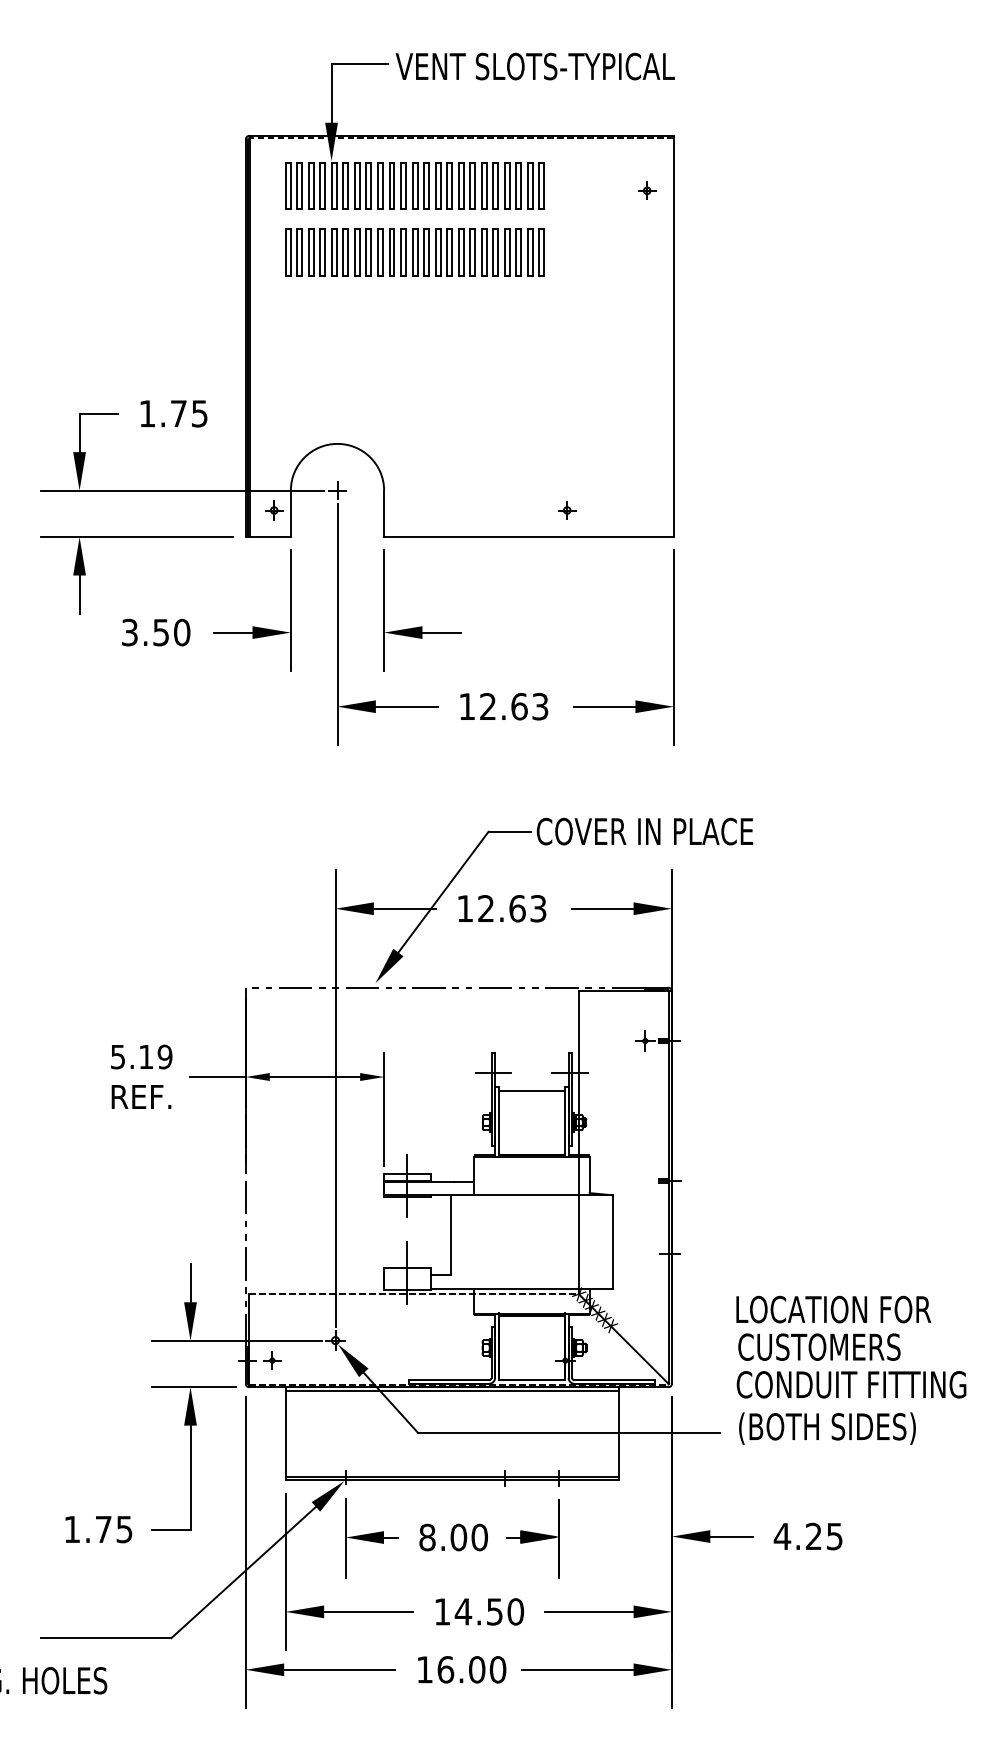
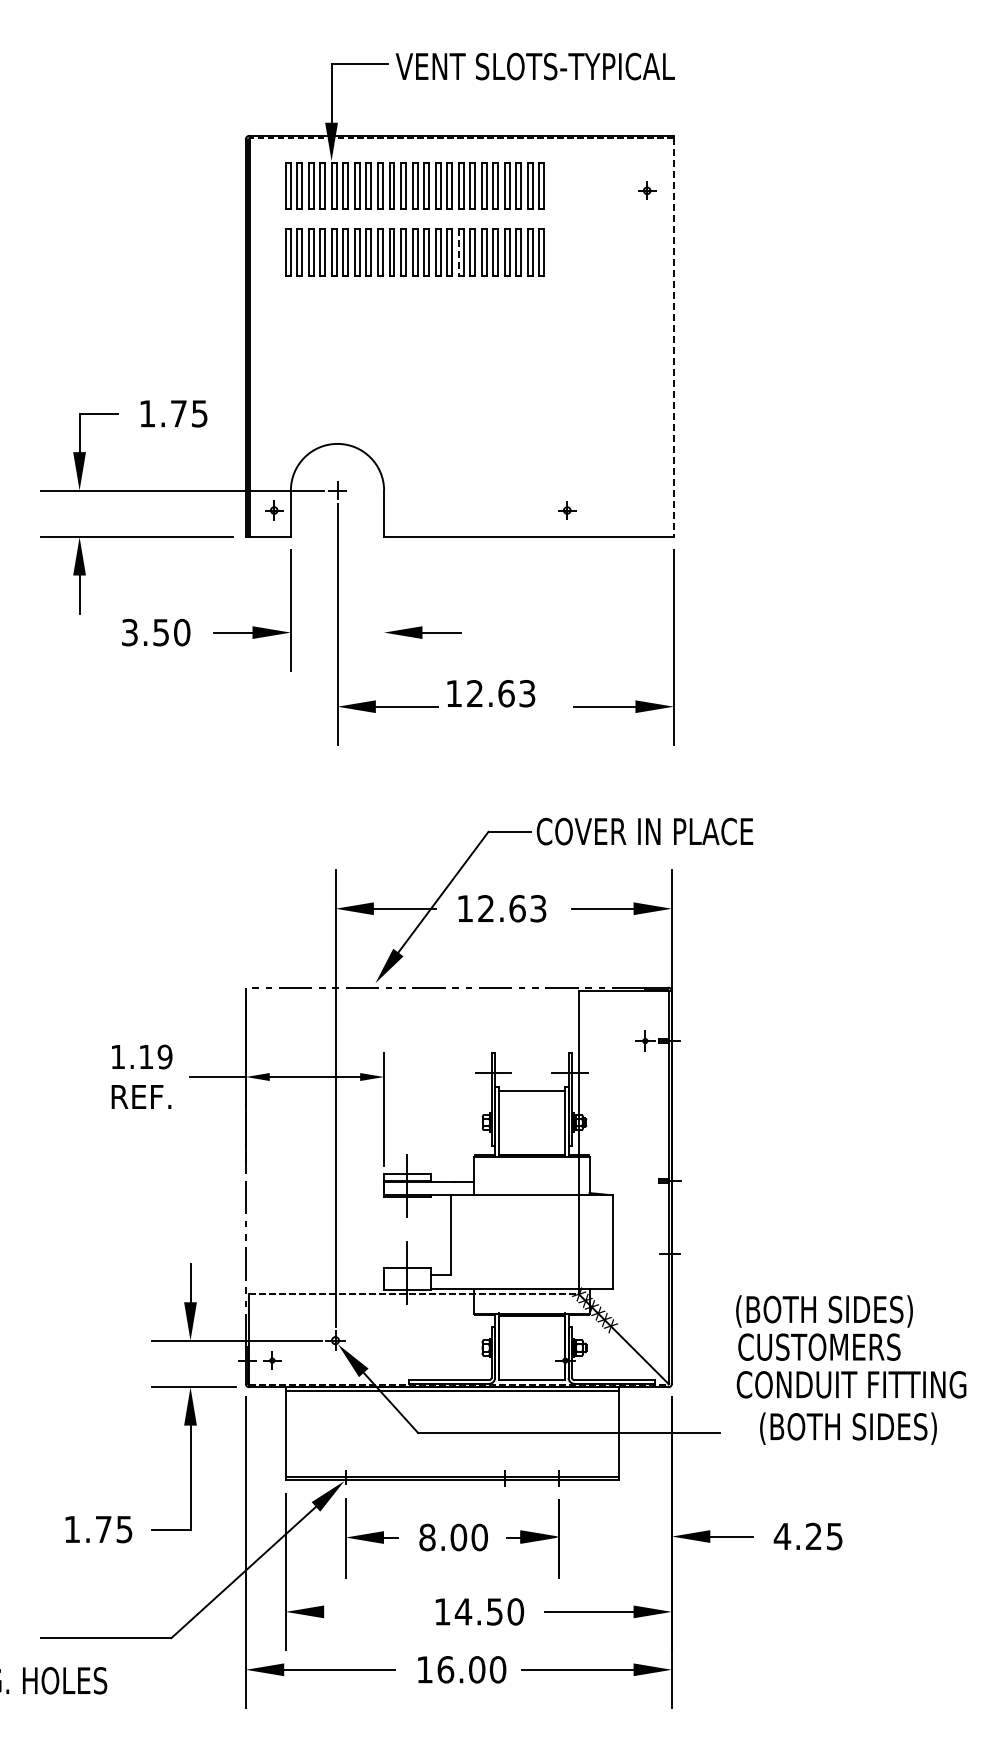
line: solid -> dashed (458, 252)
line: solid -> dashed (673, 337)
line: present -> none (384, 610)
text position: (504, 706) -> (491, 693) (491, 693)
text: 5.19 -> 1.19 (117, 1057)
text: LOCATION FOR -> (BOTH SIDES) (833, 1311)
text position: (827, 1428) -> (848, 1428) (848, 1428)
line: present -> none (368, 1611)
